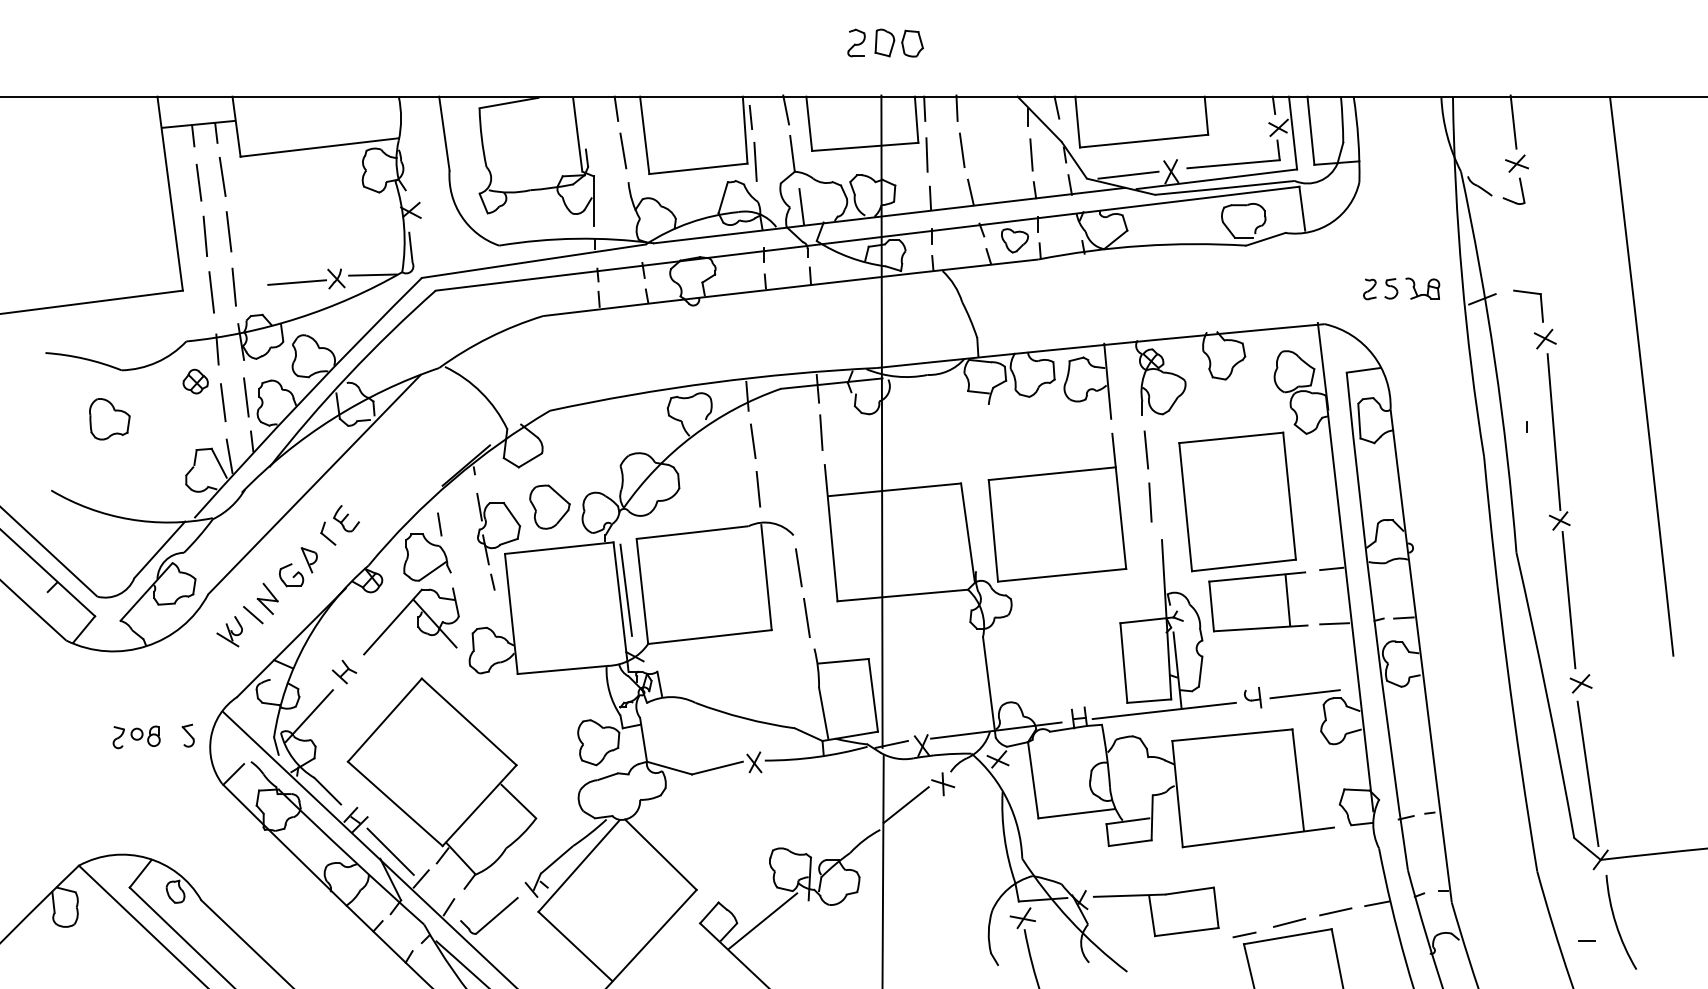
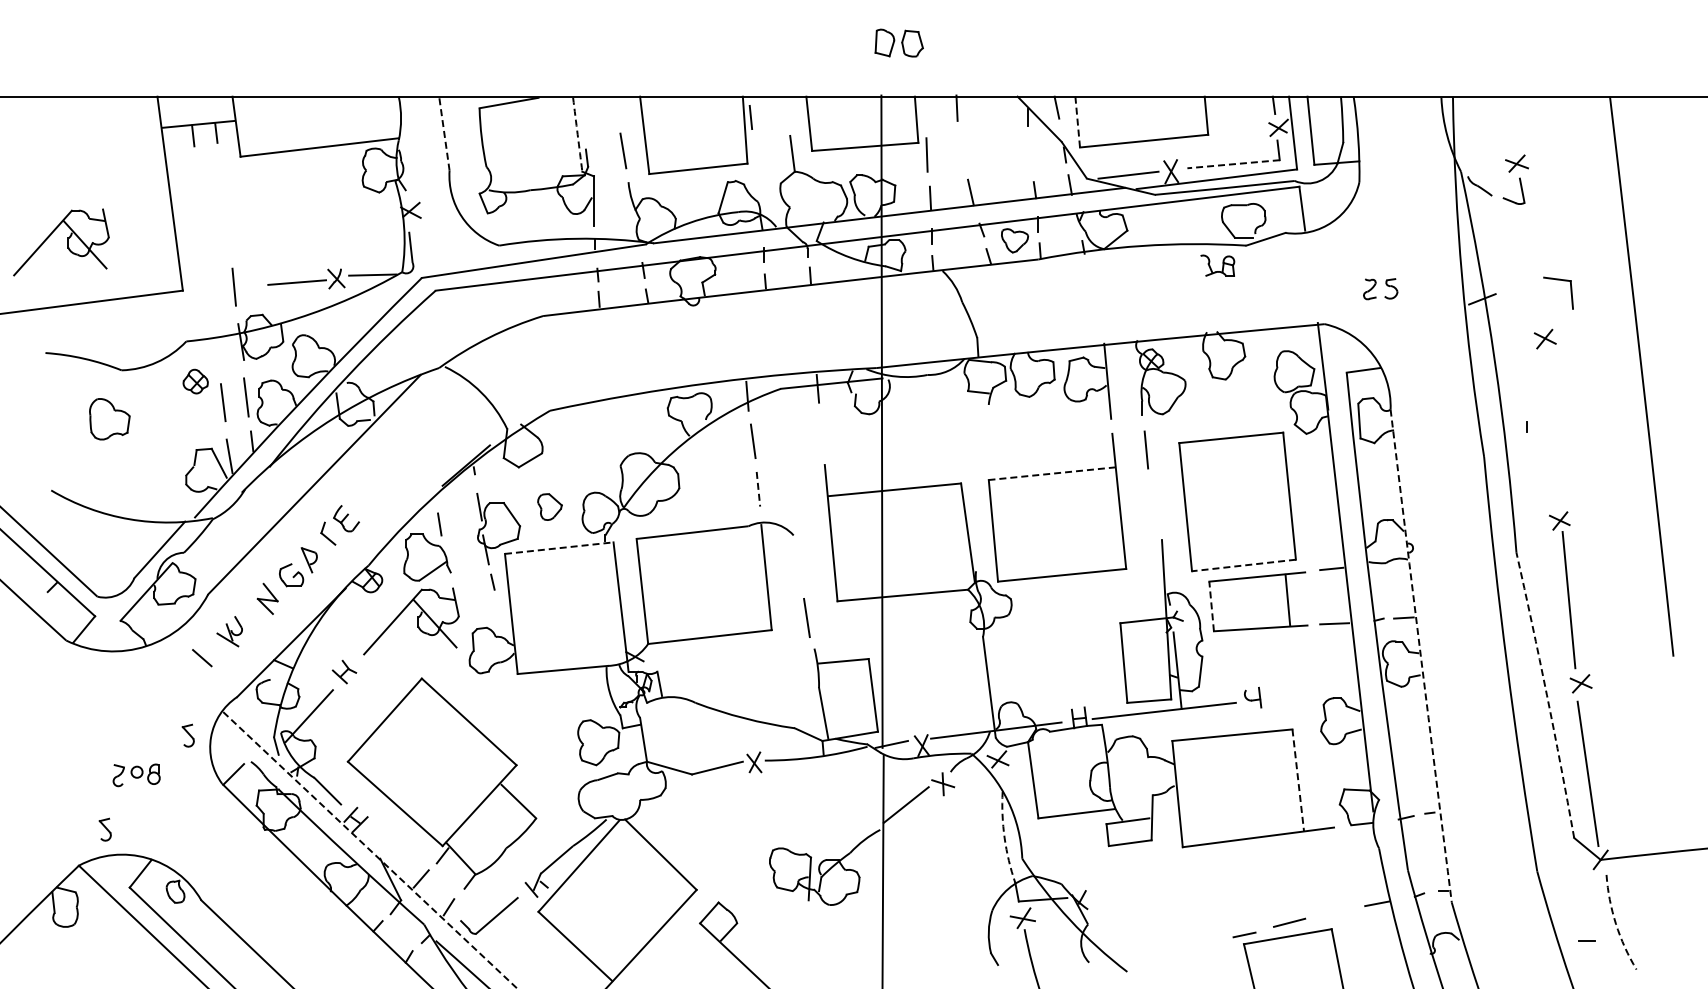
part: present -> none (856, 42)
line: present -> none (616, 108)
line: present -> none (924, 108)
line: present -> none (786, 109)
line: present -> none (1513, 121)
line: solid -> dashed (1077, 122)
line: solid -> dashed (444, 133)
arc: solid -> dashed (577, 134)
line: present -> none (961, 150)
line: present -> none (1031, 154)
line: present -> none (755, 161)
line: solid -> dashed (1233, 164)
line: present -> none (222, 176)
line: present -> none (198, 182)
line: present -> none (801, 206)
line: present -> none (228, 231)
line: present -> none (205, 236)
part: none -> present (61, 242)
part position: (1422, 288) -> (1217, 265) (1217, 265)
line: present -> none (211, 292)
part position: (1528, 293) -> (1558, 280) (1558, 280)
line: present -> none (217, 349)
line: present -> none (821, 432)
line: present -> none (1553, 432)
line: solid -> dashed (1052, 473)
line: solid -> dashed (758, 489)
line: present -> none (1150, 502)
part size: 42x46 px -> 26x28 px (549, 506)
line: solid -> dashed (559, 548)
line: solid -> dashed (1243, 565)
line: present -> none (798, 567)
line: present -> none (626, 589)
line: solid -> dashed (1211, 606)
line position: (253, 615) -> (202, 658) (202, 658)
arc: solid -> dashed (1420, 656)
line: present -> none (1304, 694)
arc: solid -> dashed (1546, 695)
part position: (136, 737) -> (136, 775) (136, 775)
line: solid -> dashed (1298, 780)
part: none -> present (104, 829)
arc: solid -> dashed (1004, 838)
line: solid -> dashed (370, 850)
line: present -> none (390, 851)
part: present -> none (1156, 911)
line: present -> none (1335, 911)
line: present -> none (763, 920)
arc: solid -> dashed (1615, 924)
